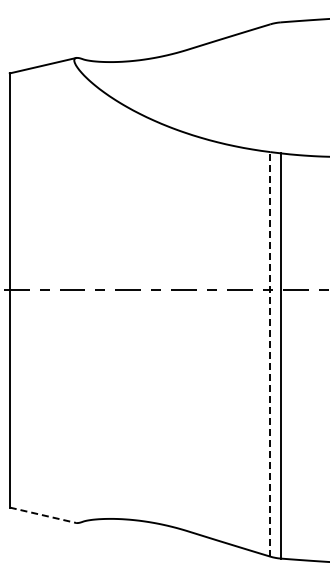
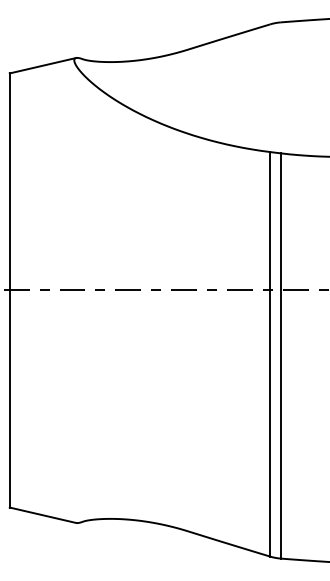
line: dashed -> solid (270, 353)
line: dashed -> solid (43, 515)
